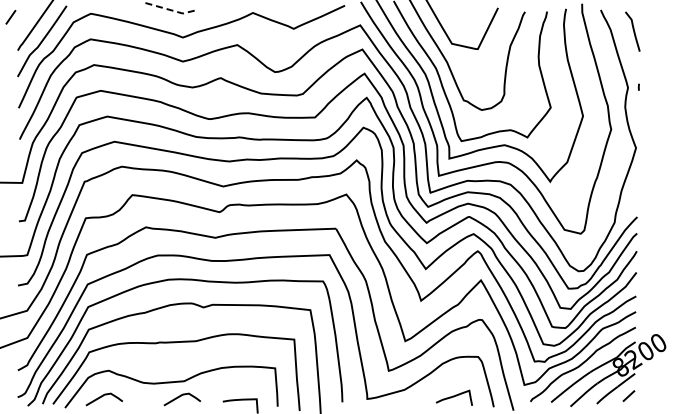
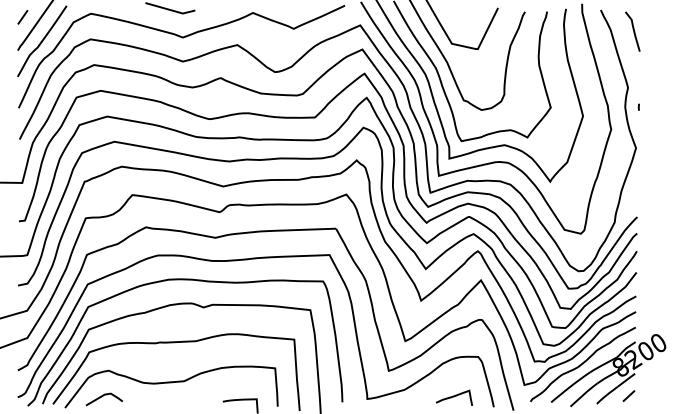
line: dashed -> solid (171, 10)
line position: (10, 17) -> (22, 17) (22, 17)
line position: (638, 86) -> (638, 106) (638, 106)
curve: present -> none (179, 397)
